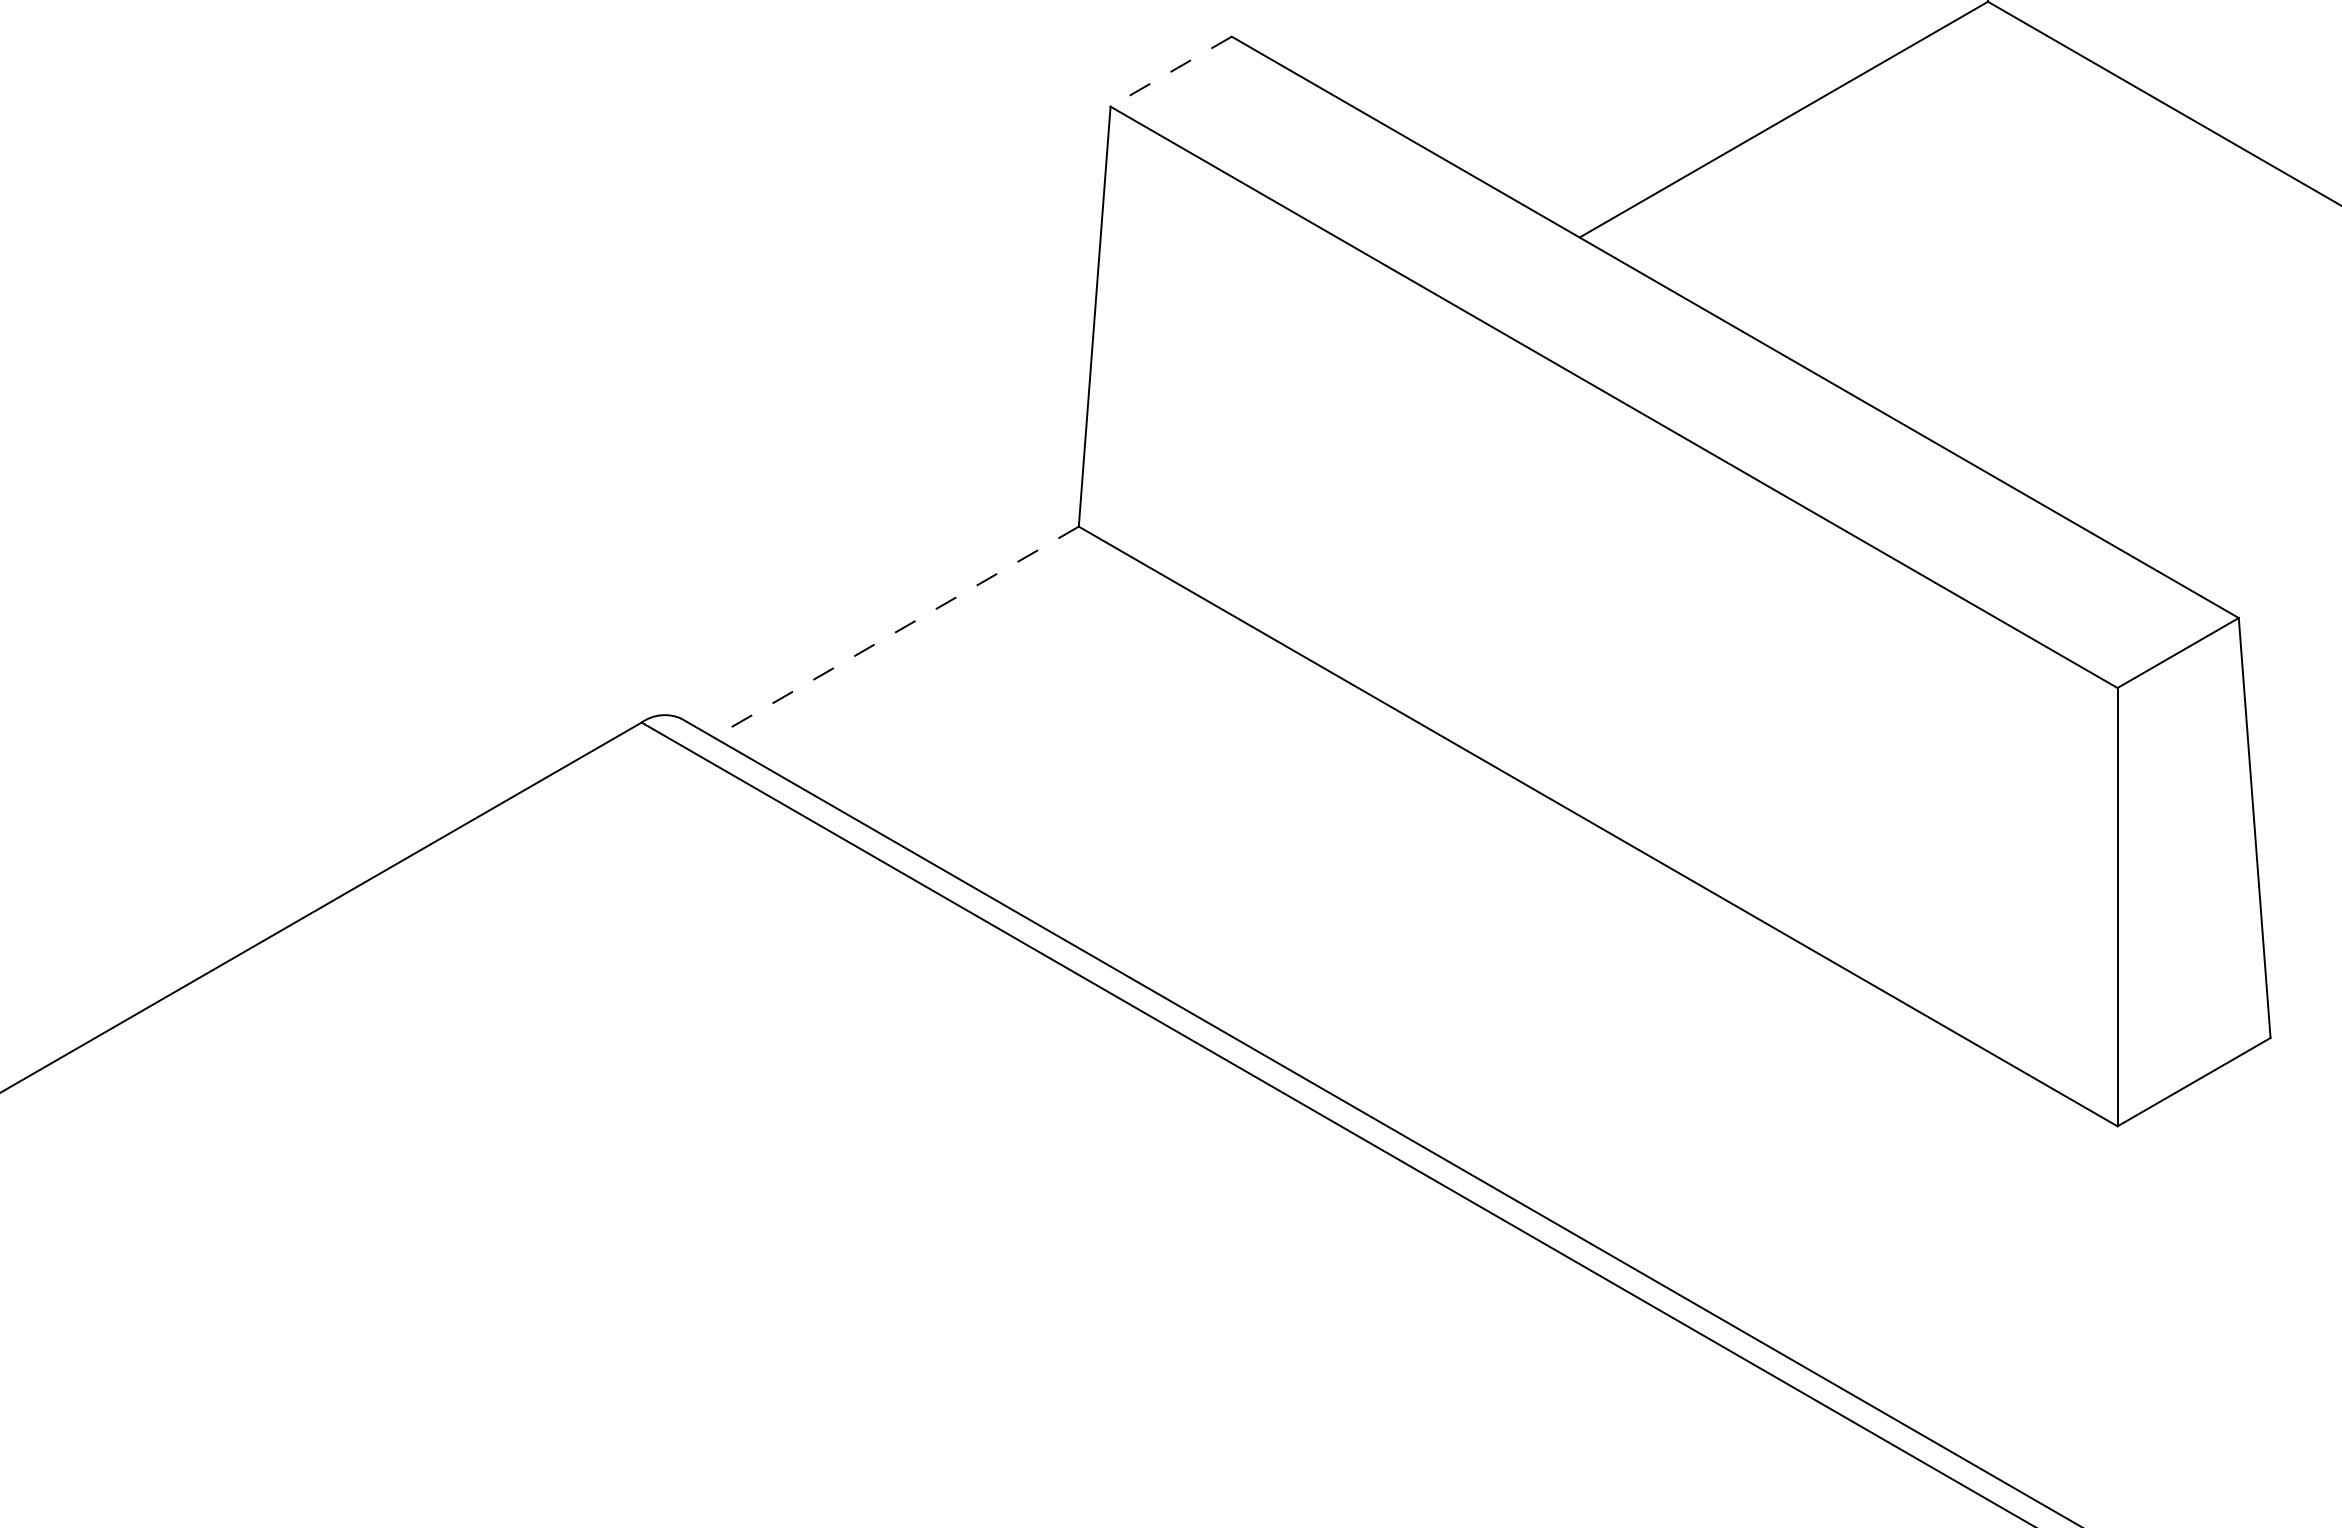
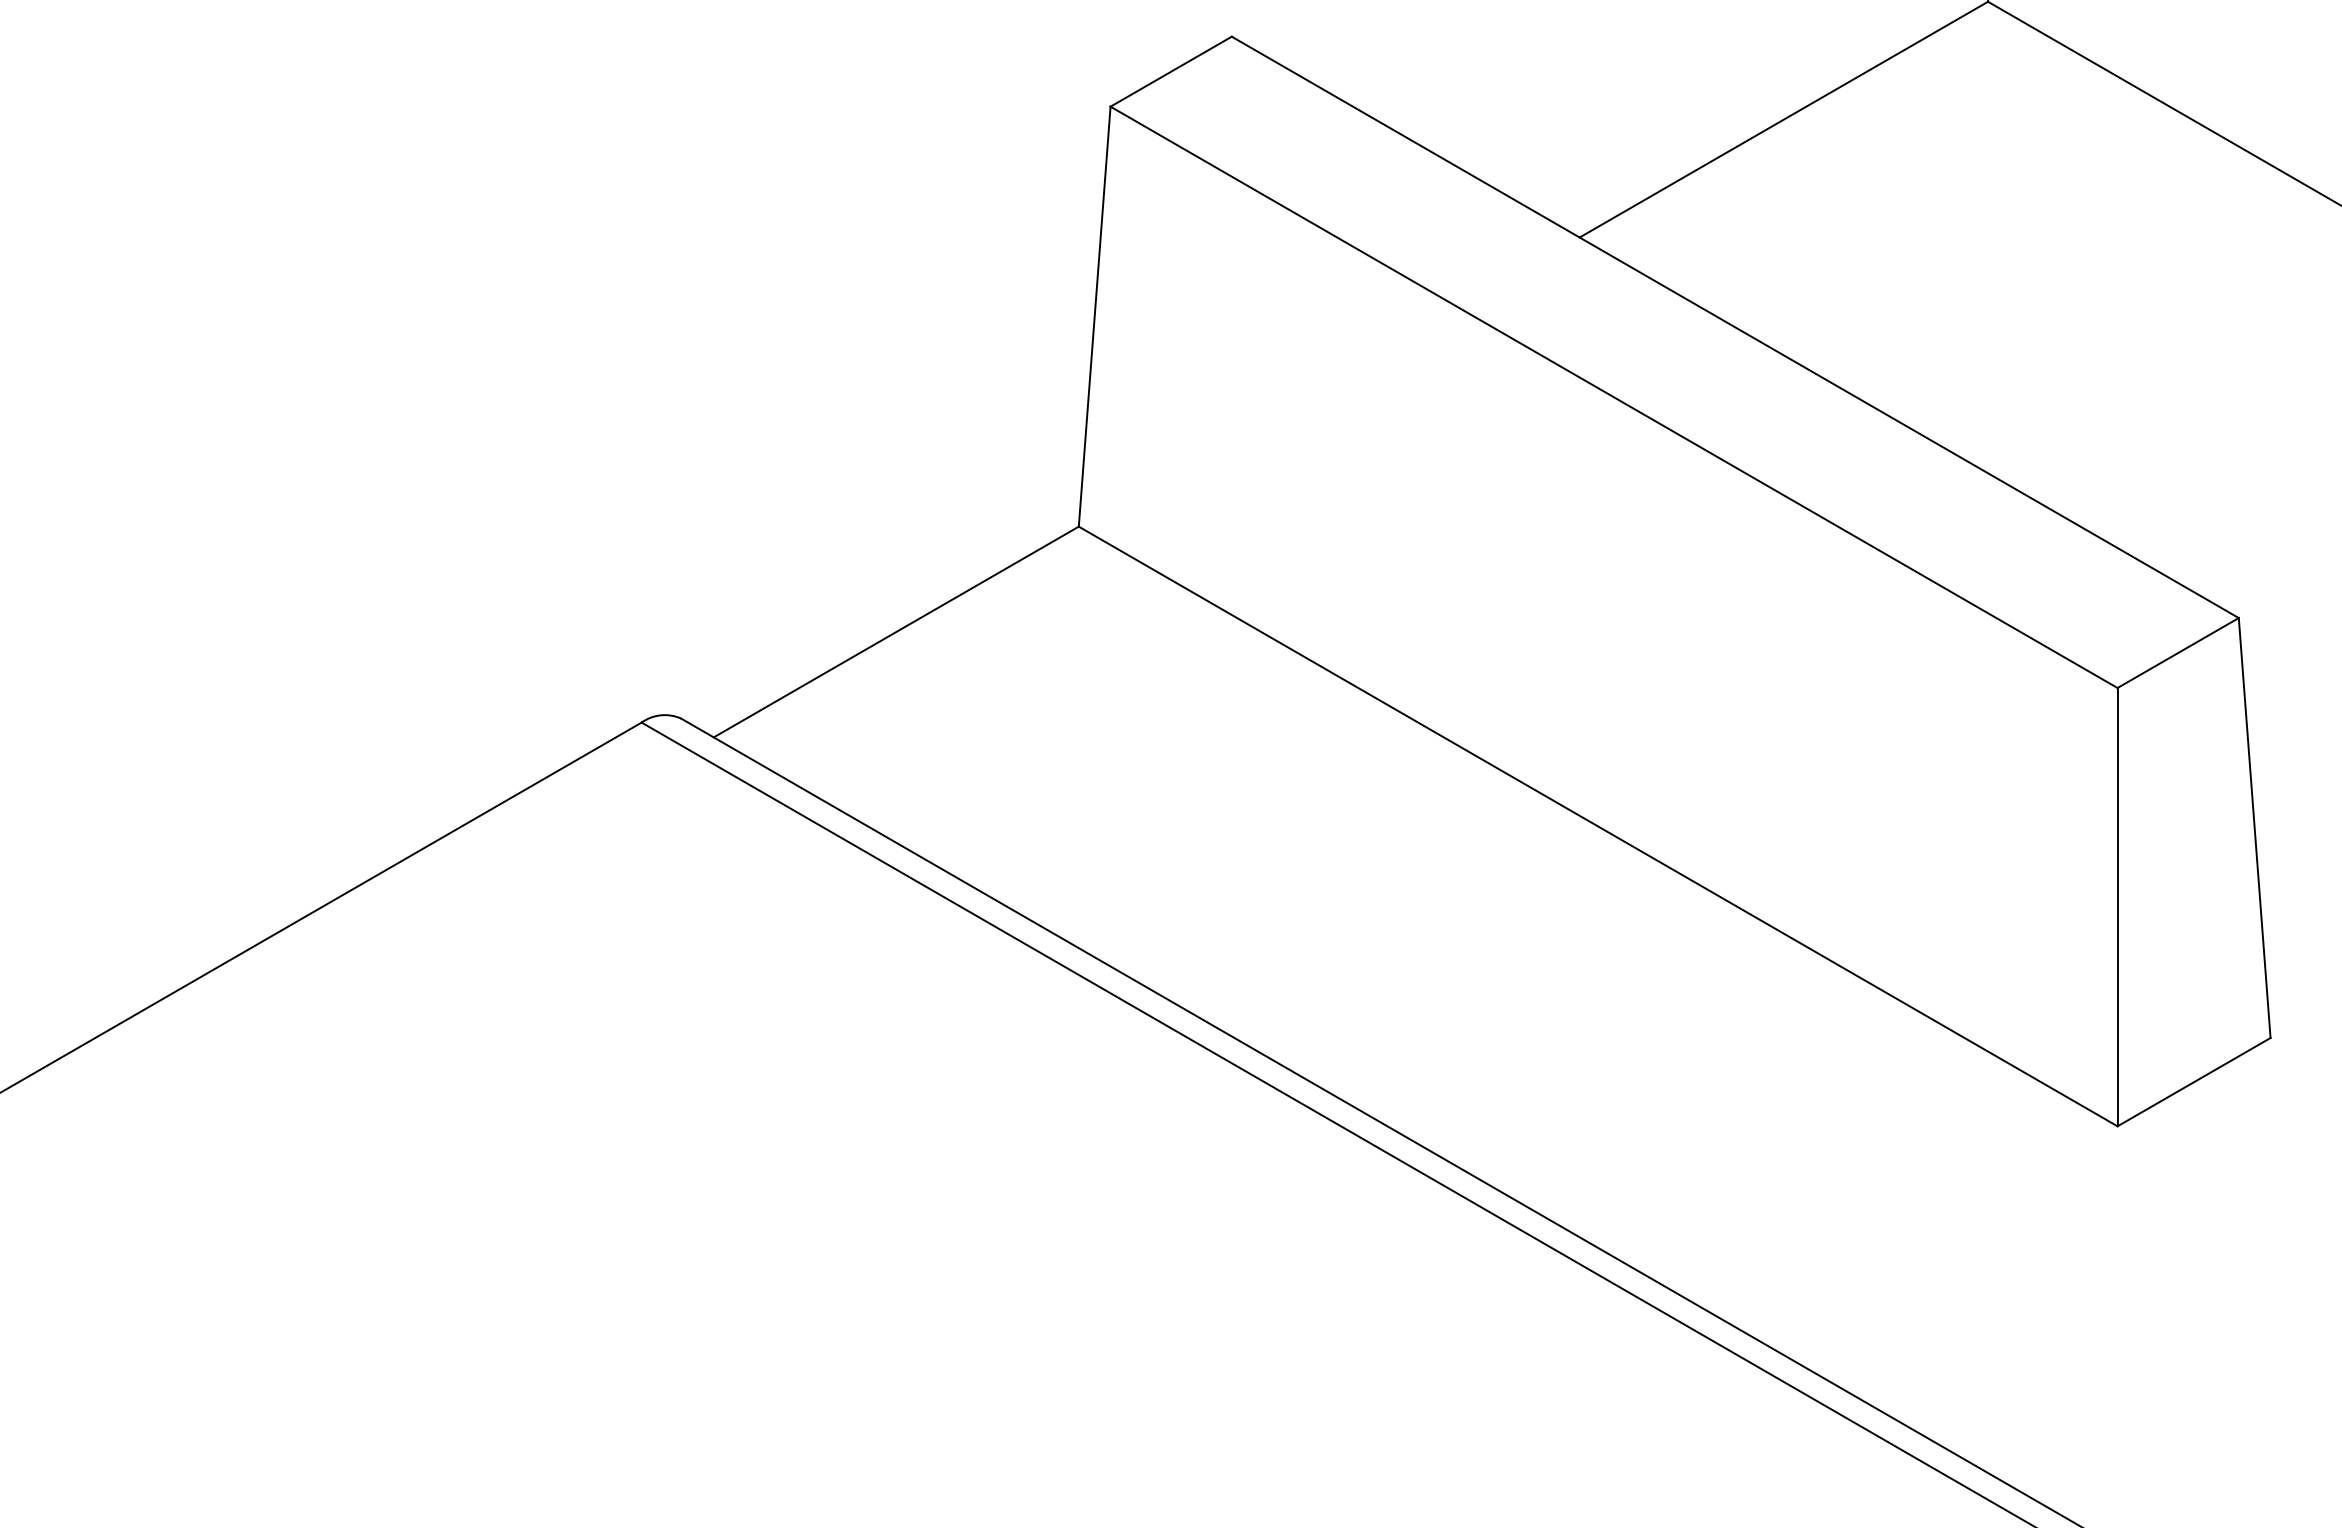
line: dashed -> solid (1171, 71)
line: dashed -> solid (896, 632)
